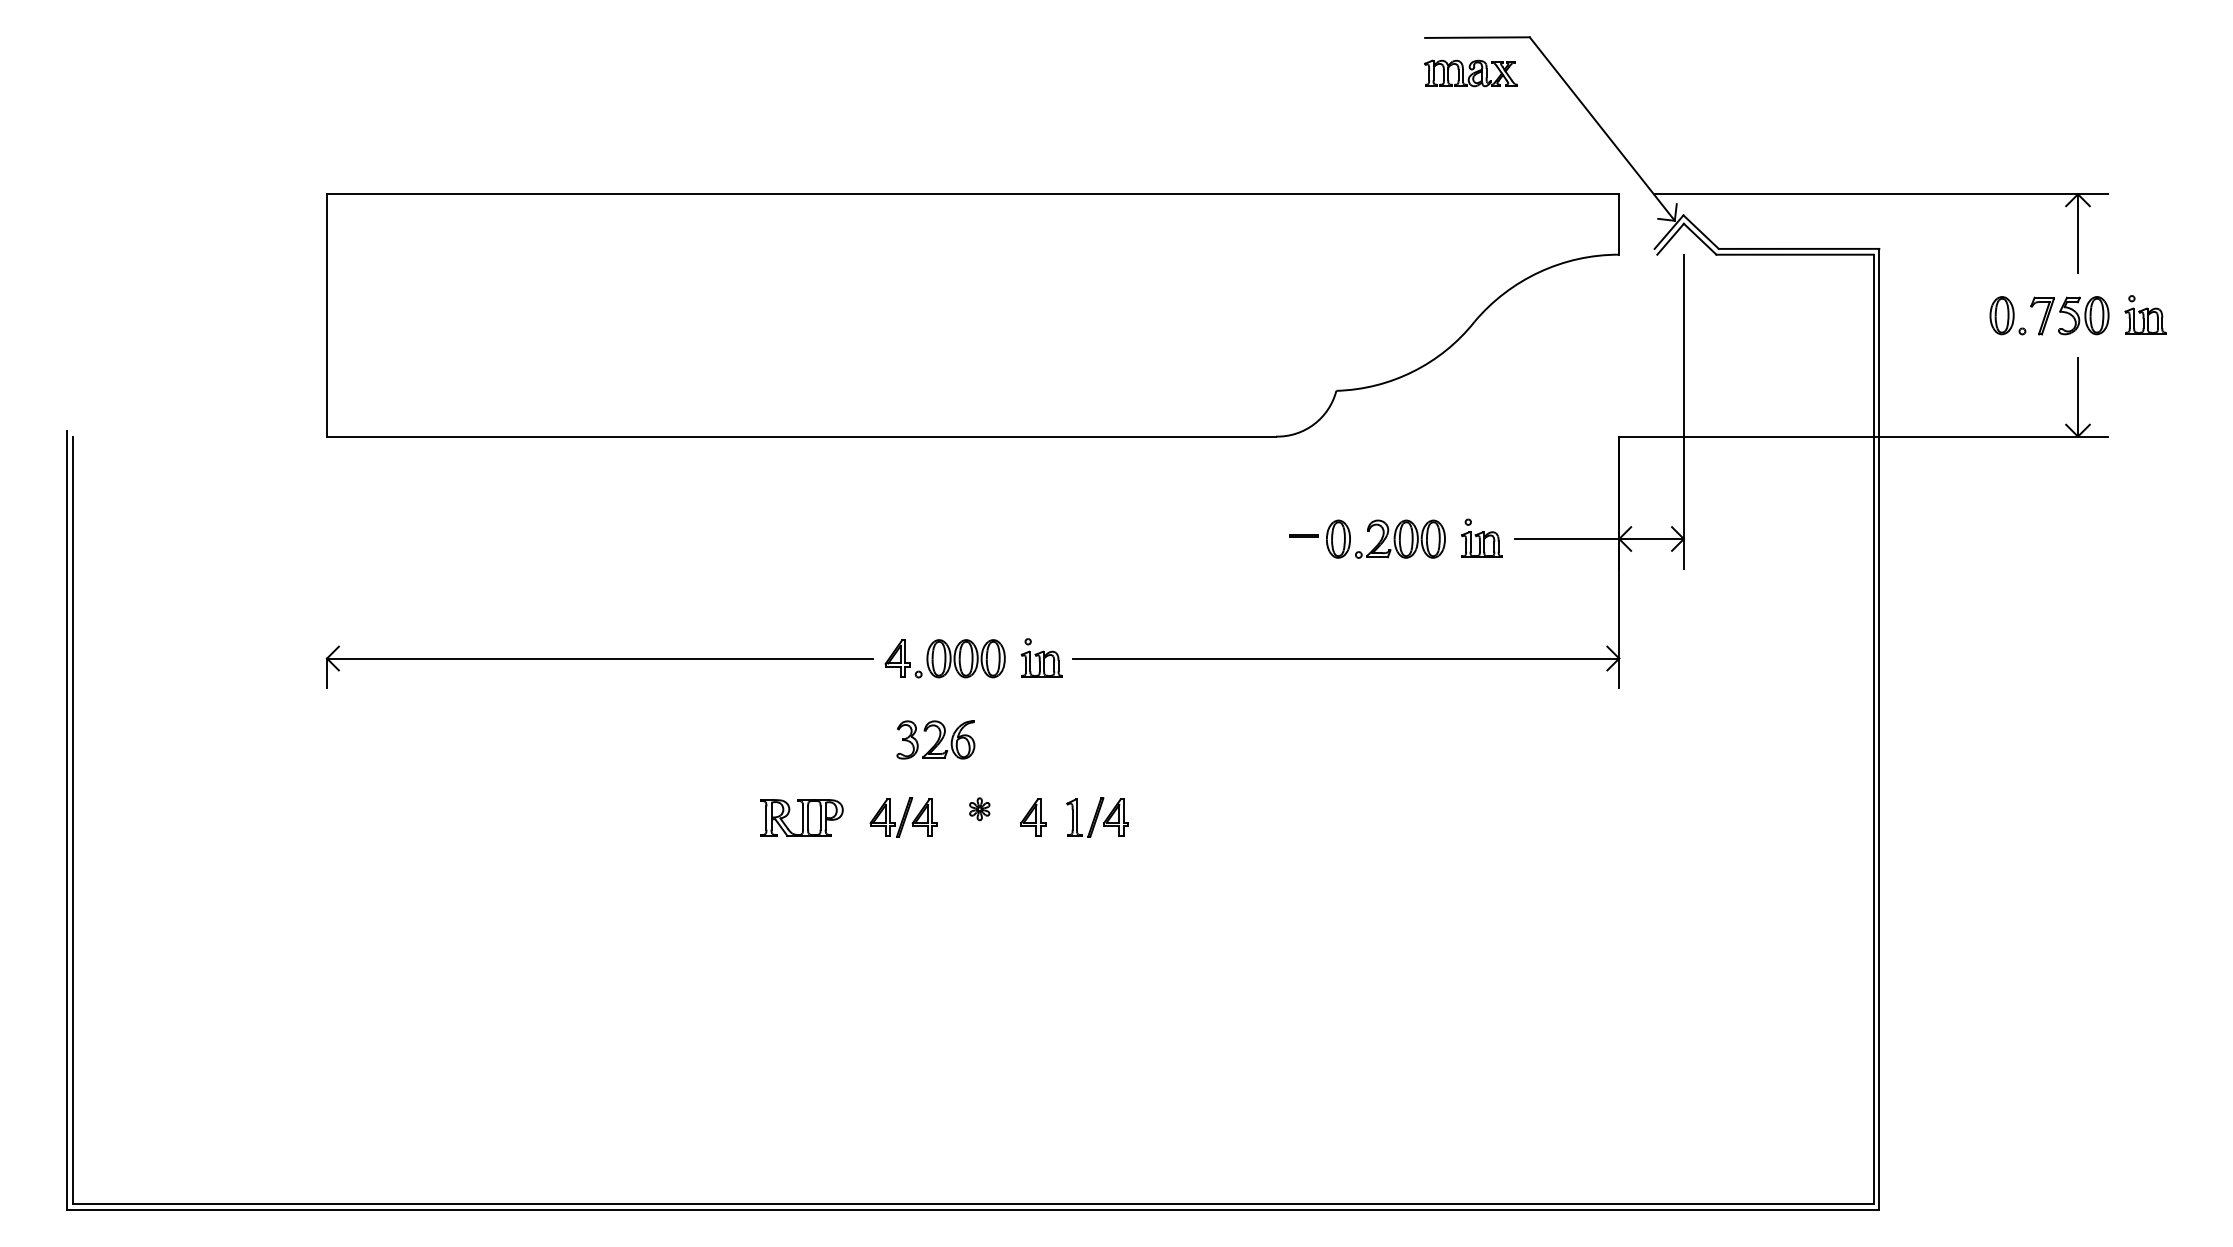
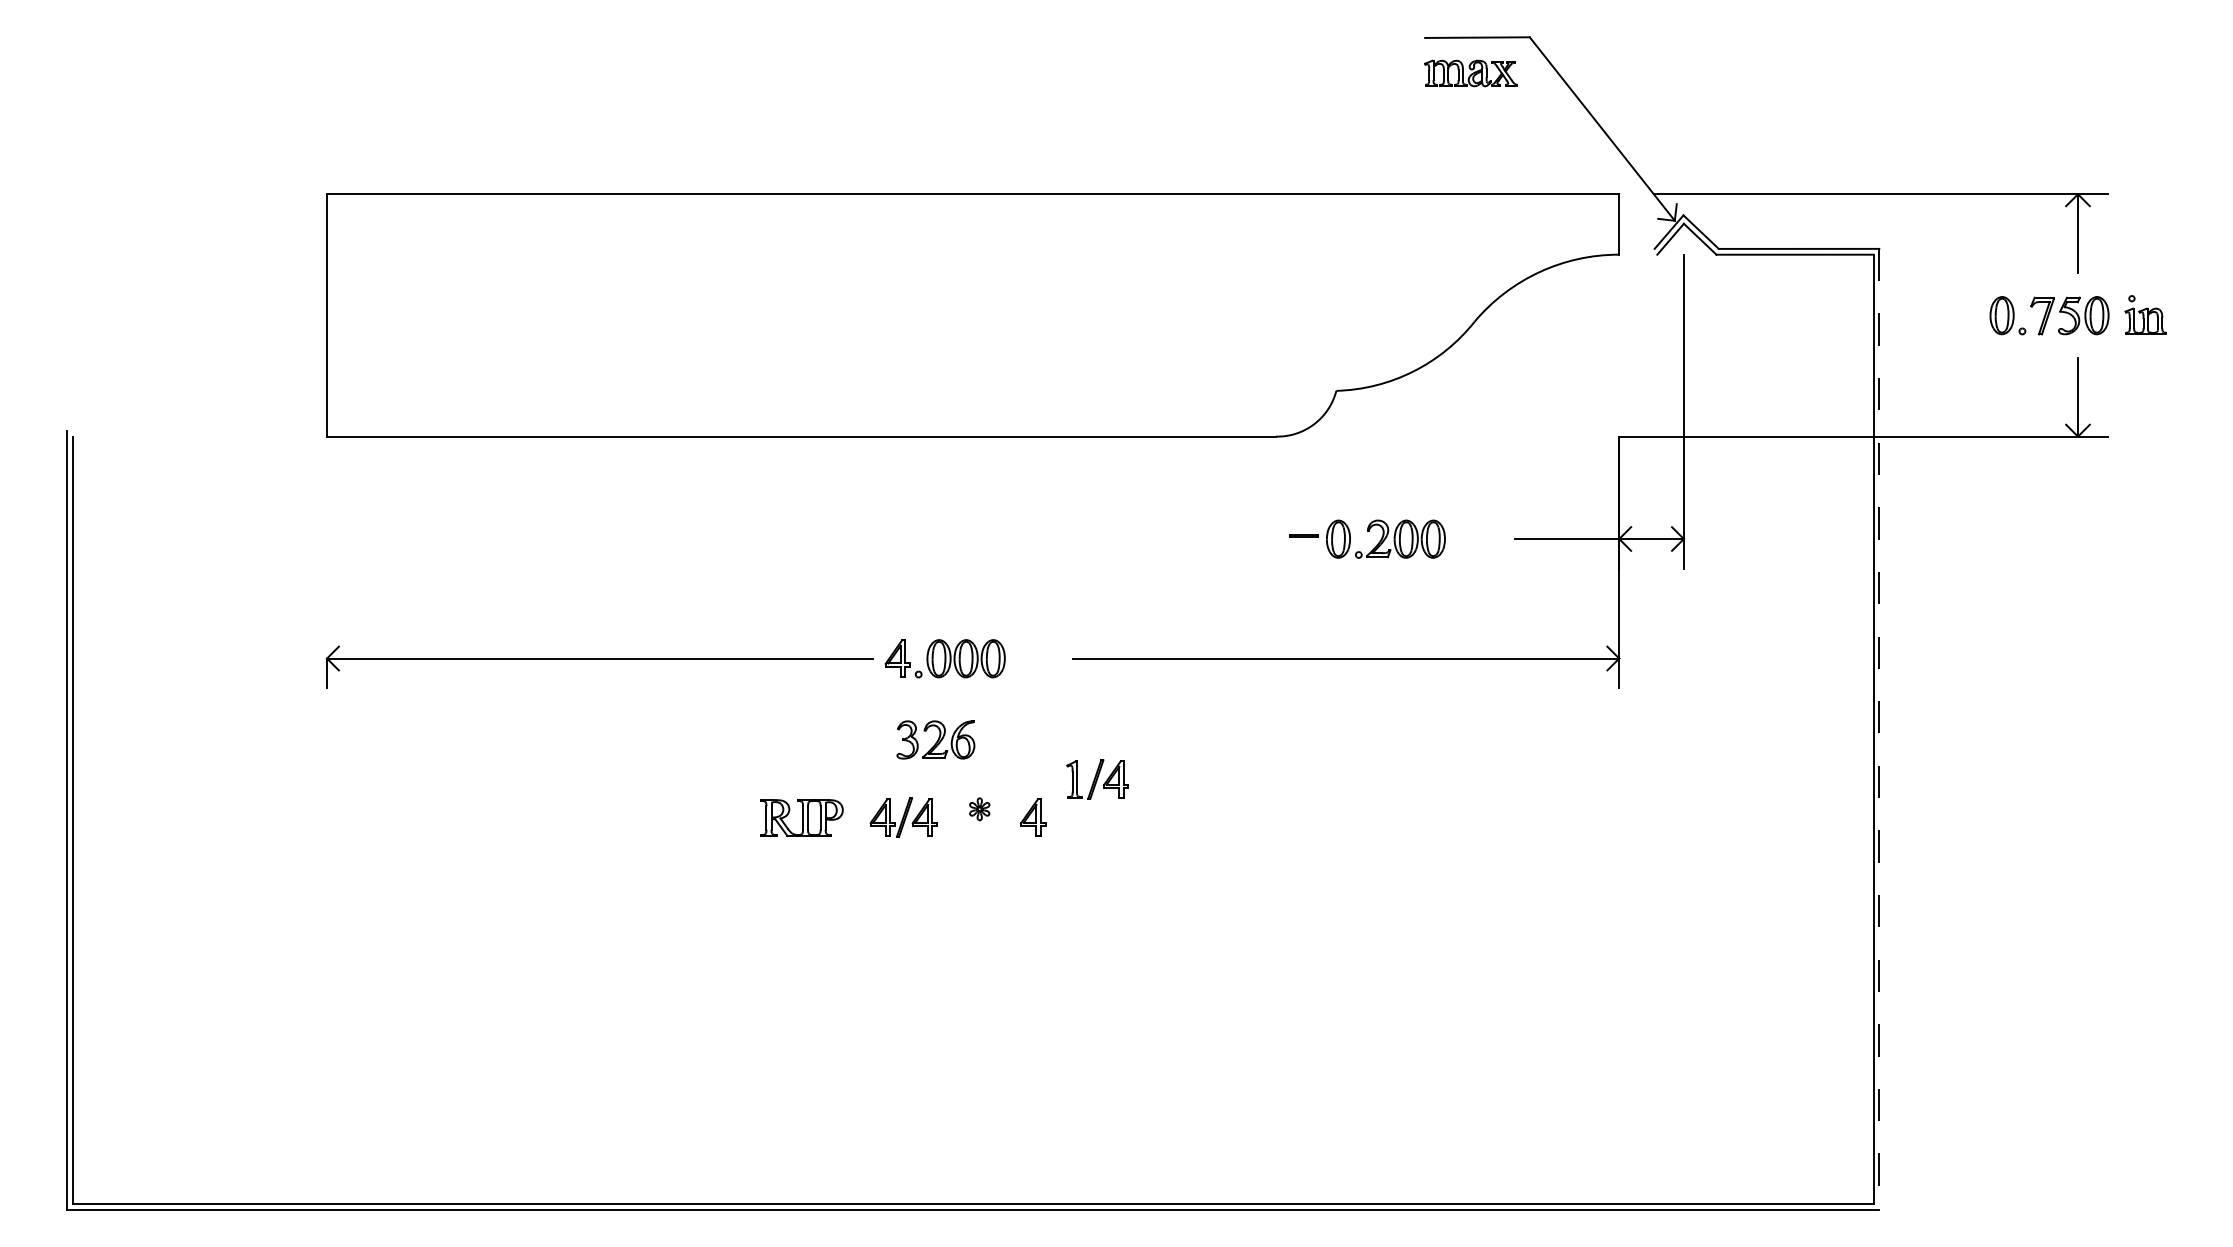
part: present -> none (1481, 537)
part: present -> none (1041, 657)
line: solid -> dashed (1879, 729)
part position: (1097, 817) -> (1097, 779) (1097, 779)
